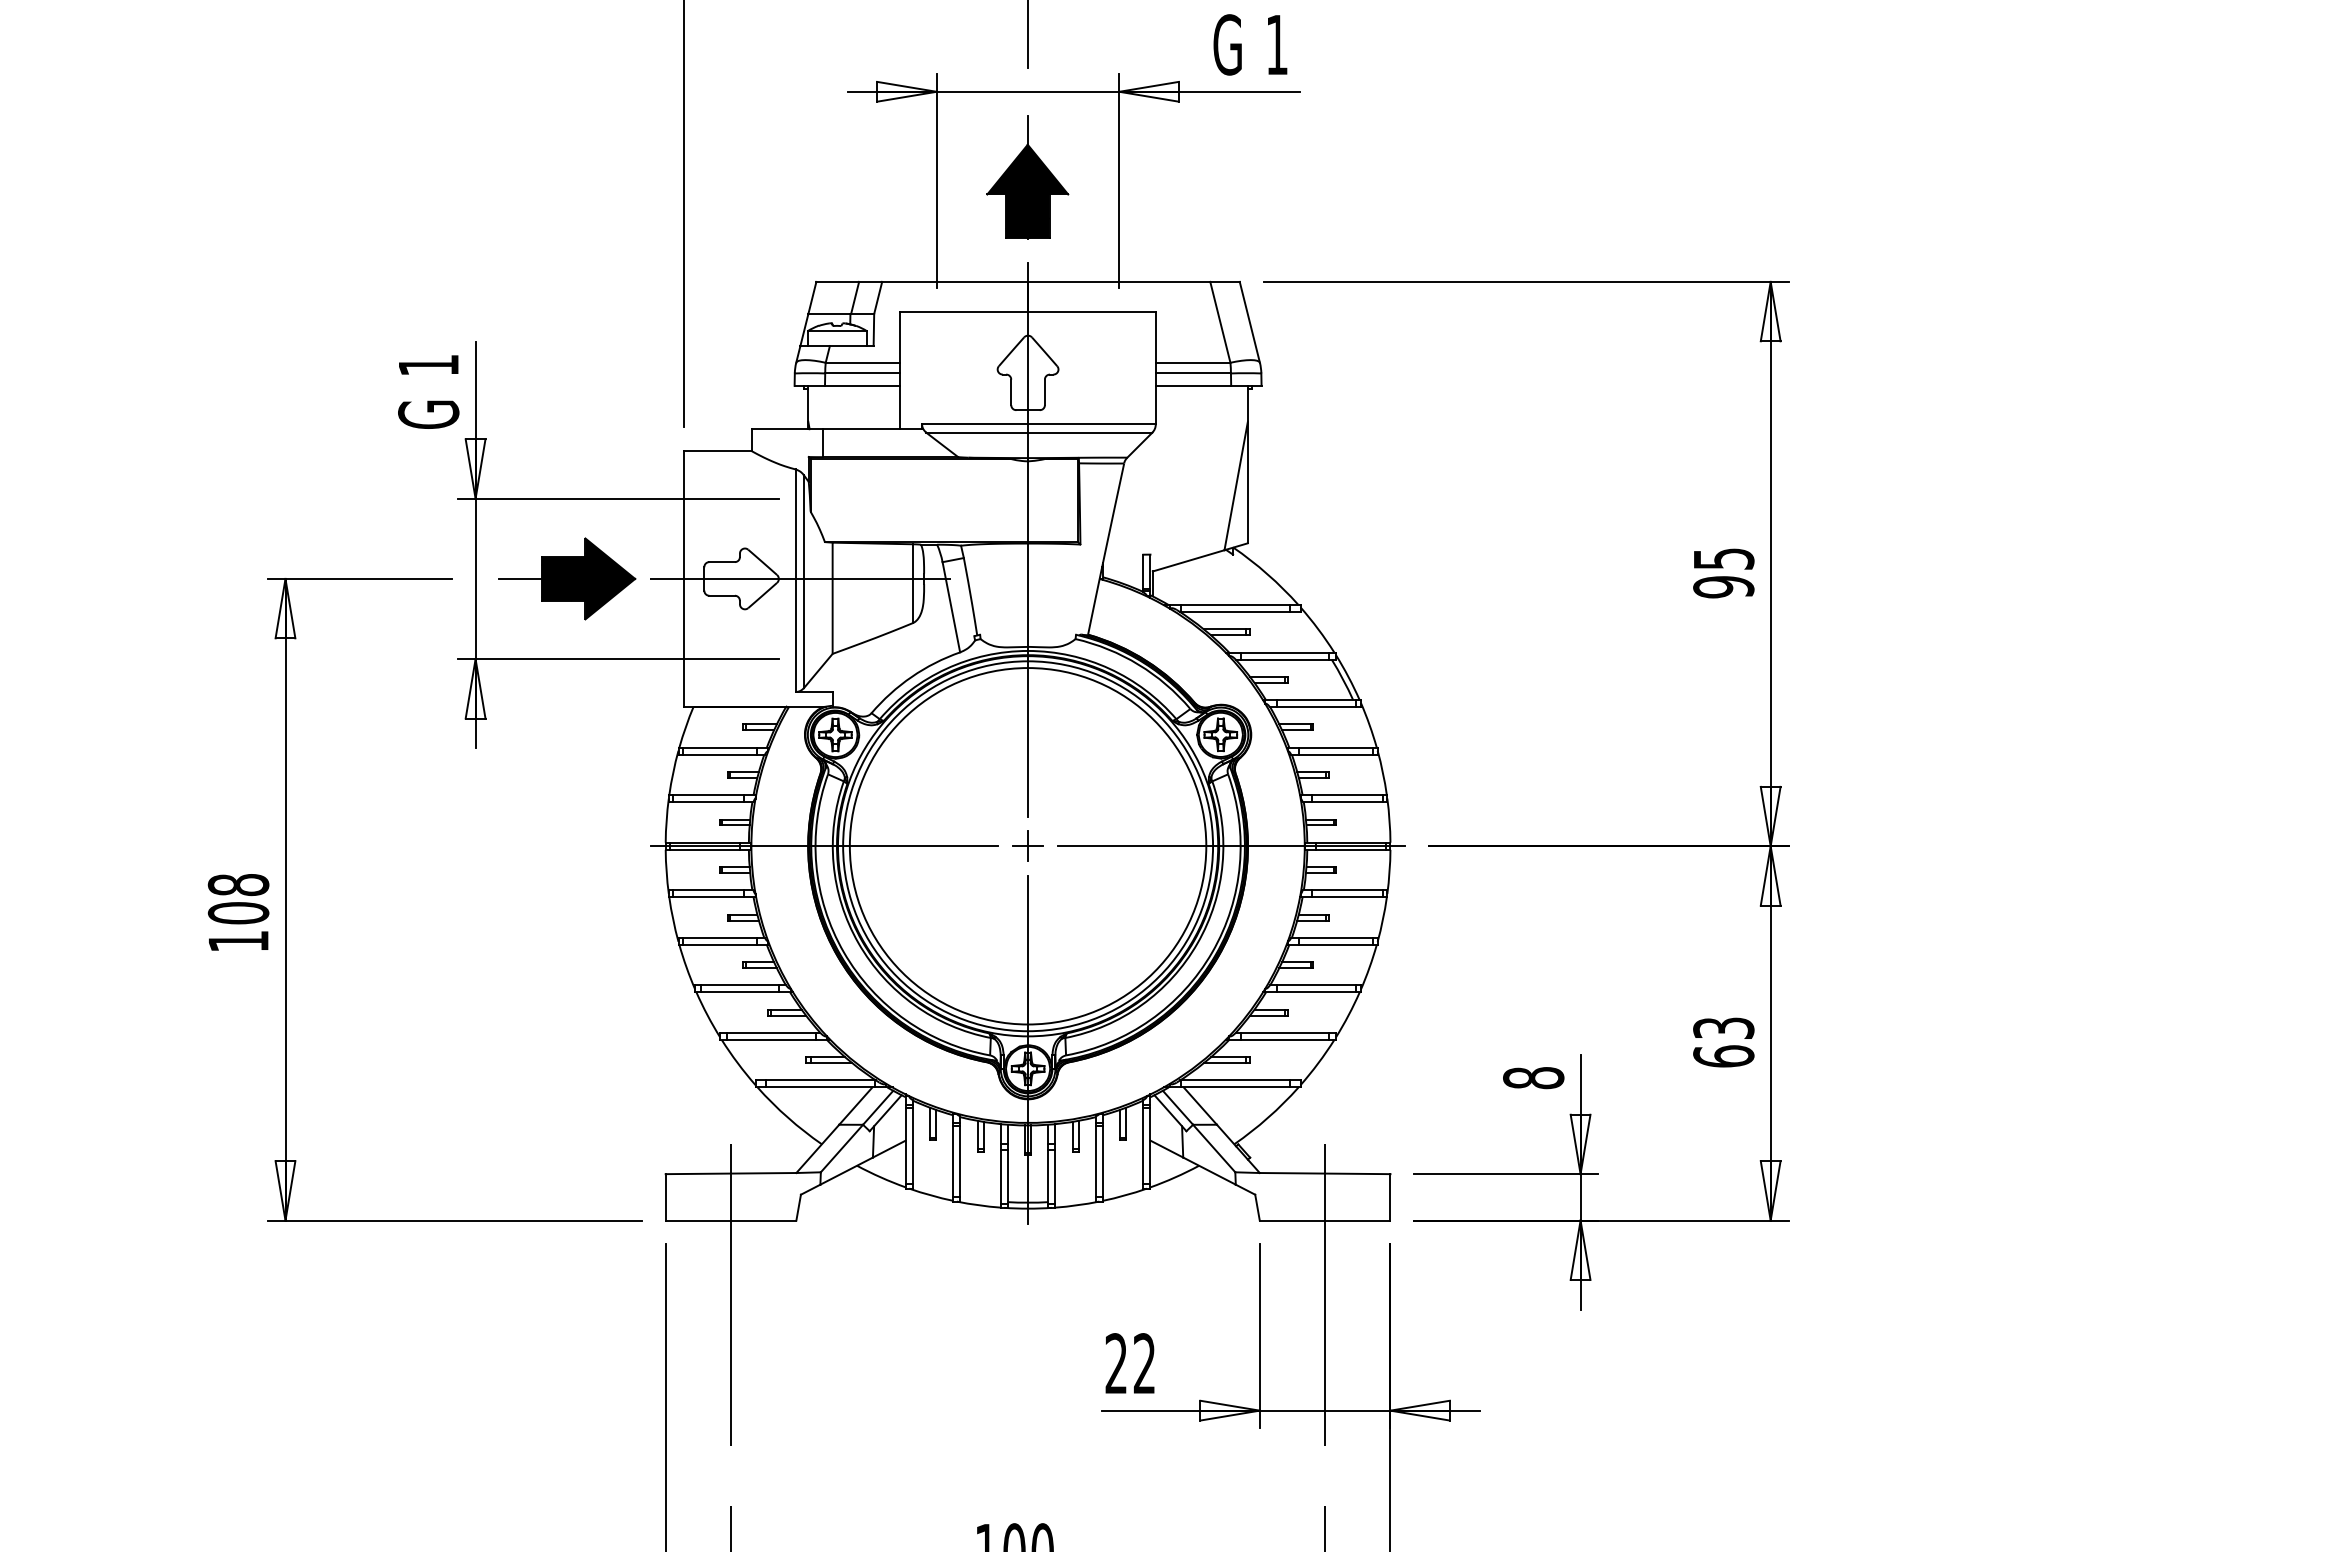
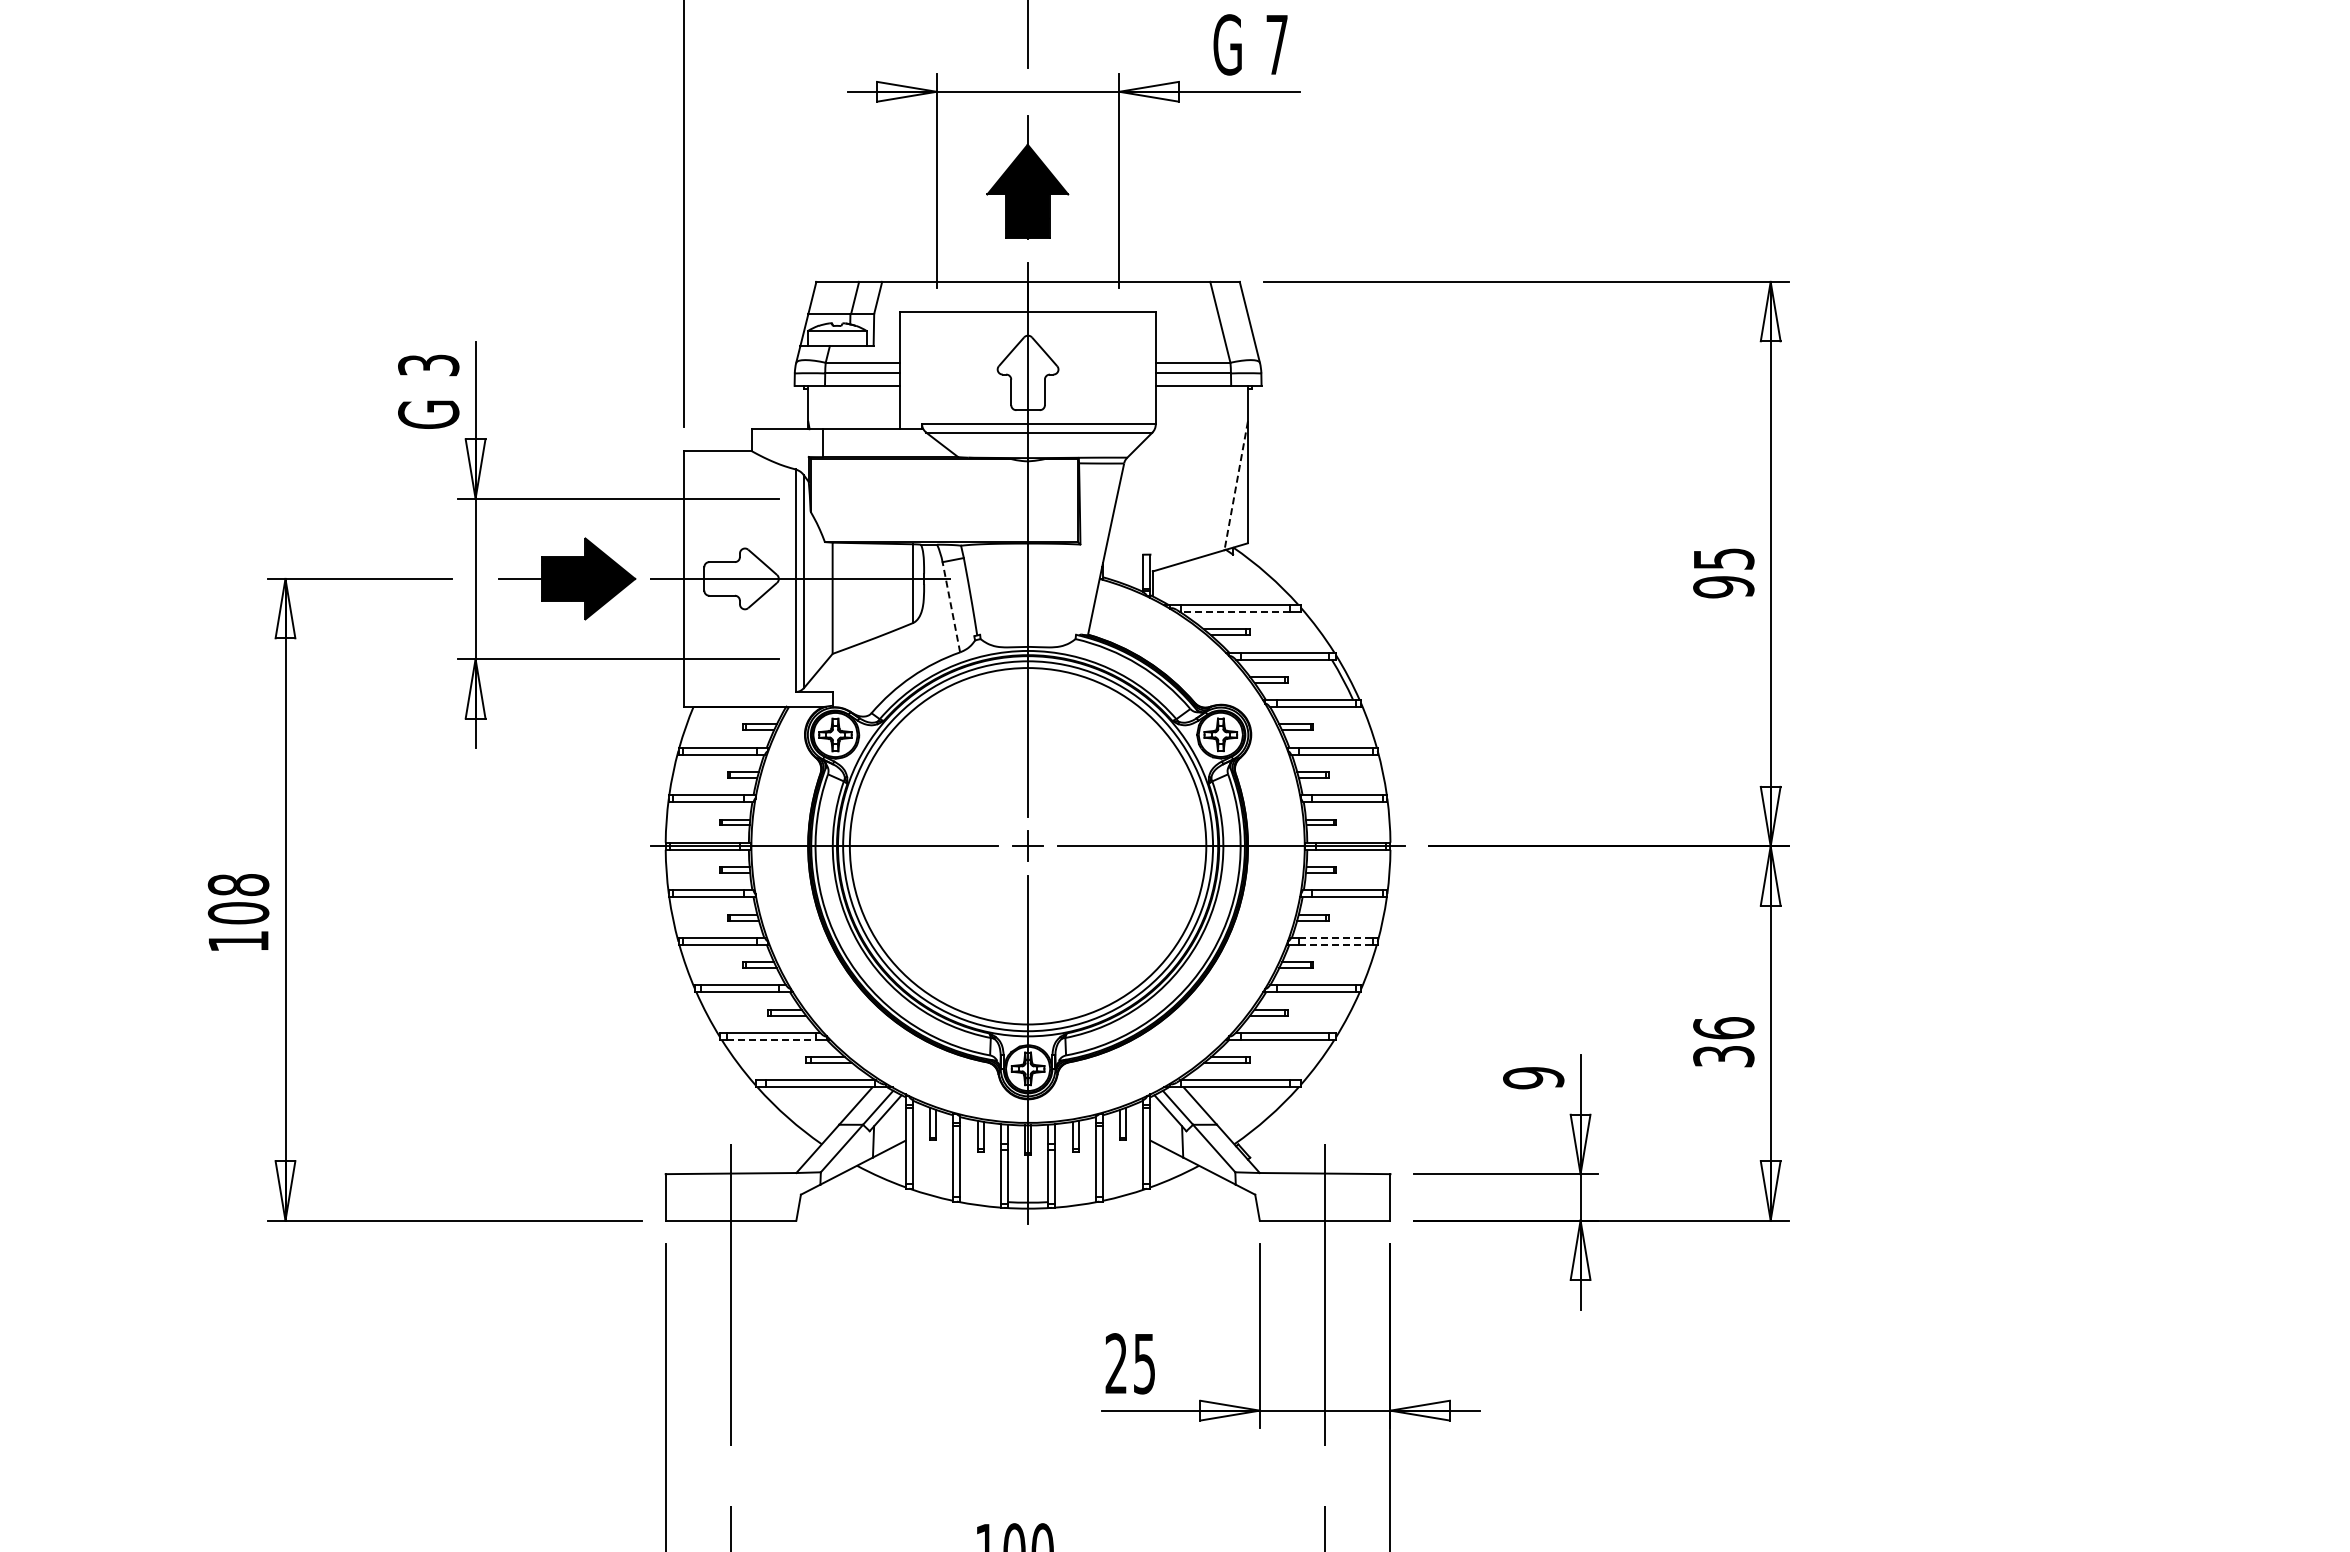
text: 1 -> 7 (1276, 44)
text: 1 -> 3 (428, 365)
line: solid -> dashed (1236, 486)
line: solid -> dashed (951, 607)
line: solid -> dashed (1235, 612)
line: solid -> dashed (1336, 937)
line: solid -> dashed (1336, 944)
line: solid -> dashed (771, 1039)
text: 63 -> 36 (1723, 1042)
text: 8 -> 9 (1533, 1078)
text: 22 -> 25 (1143, 1363)
